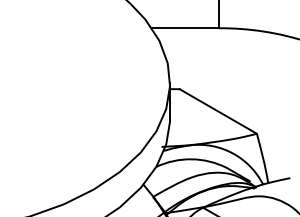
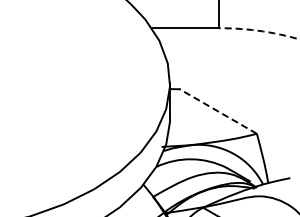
arc: solid -> dashed (259, 31)
line: solid -> dashed (218, 111)
